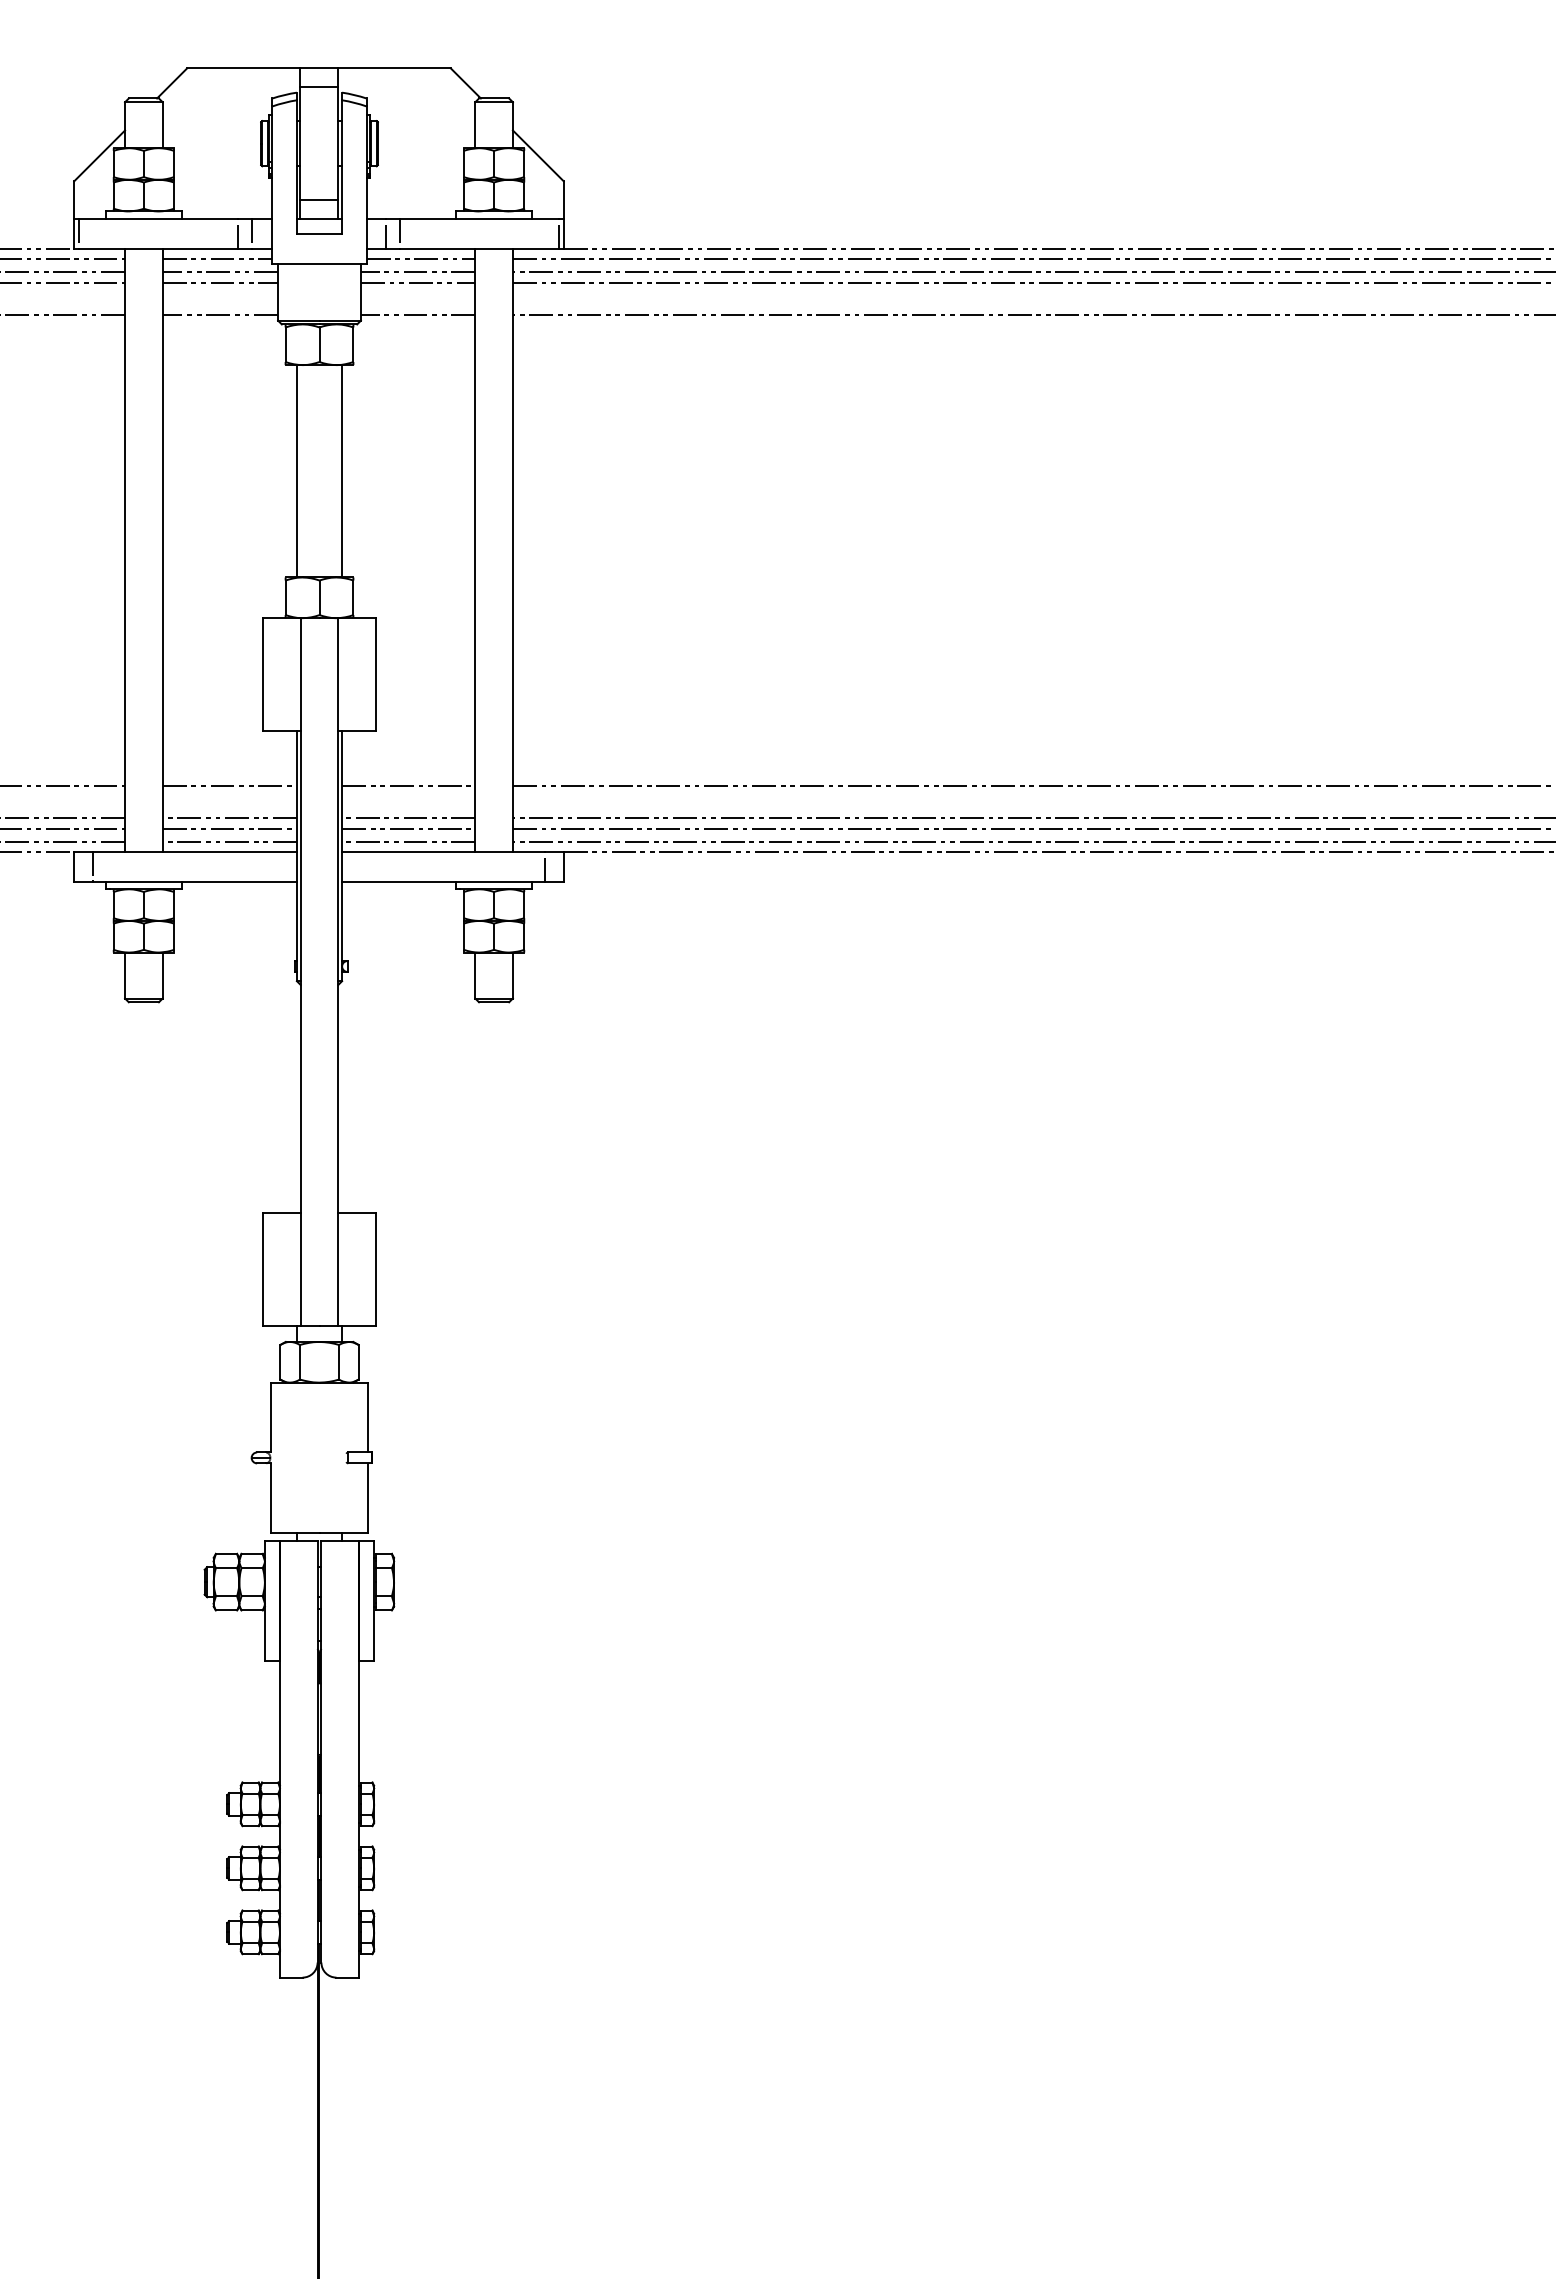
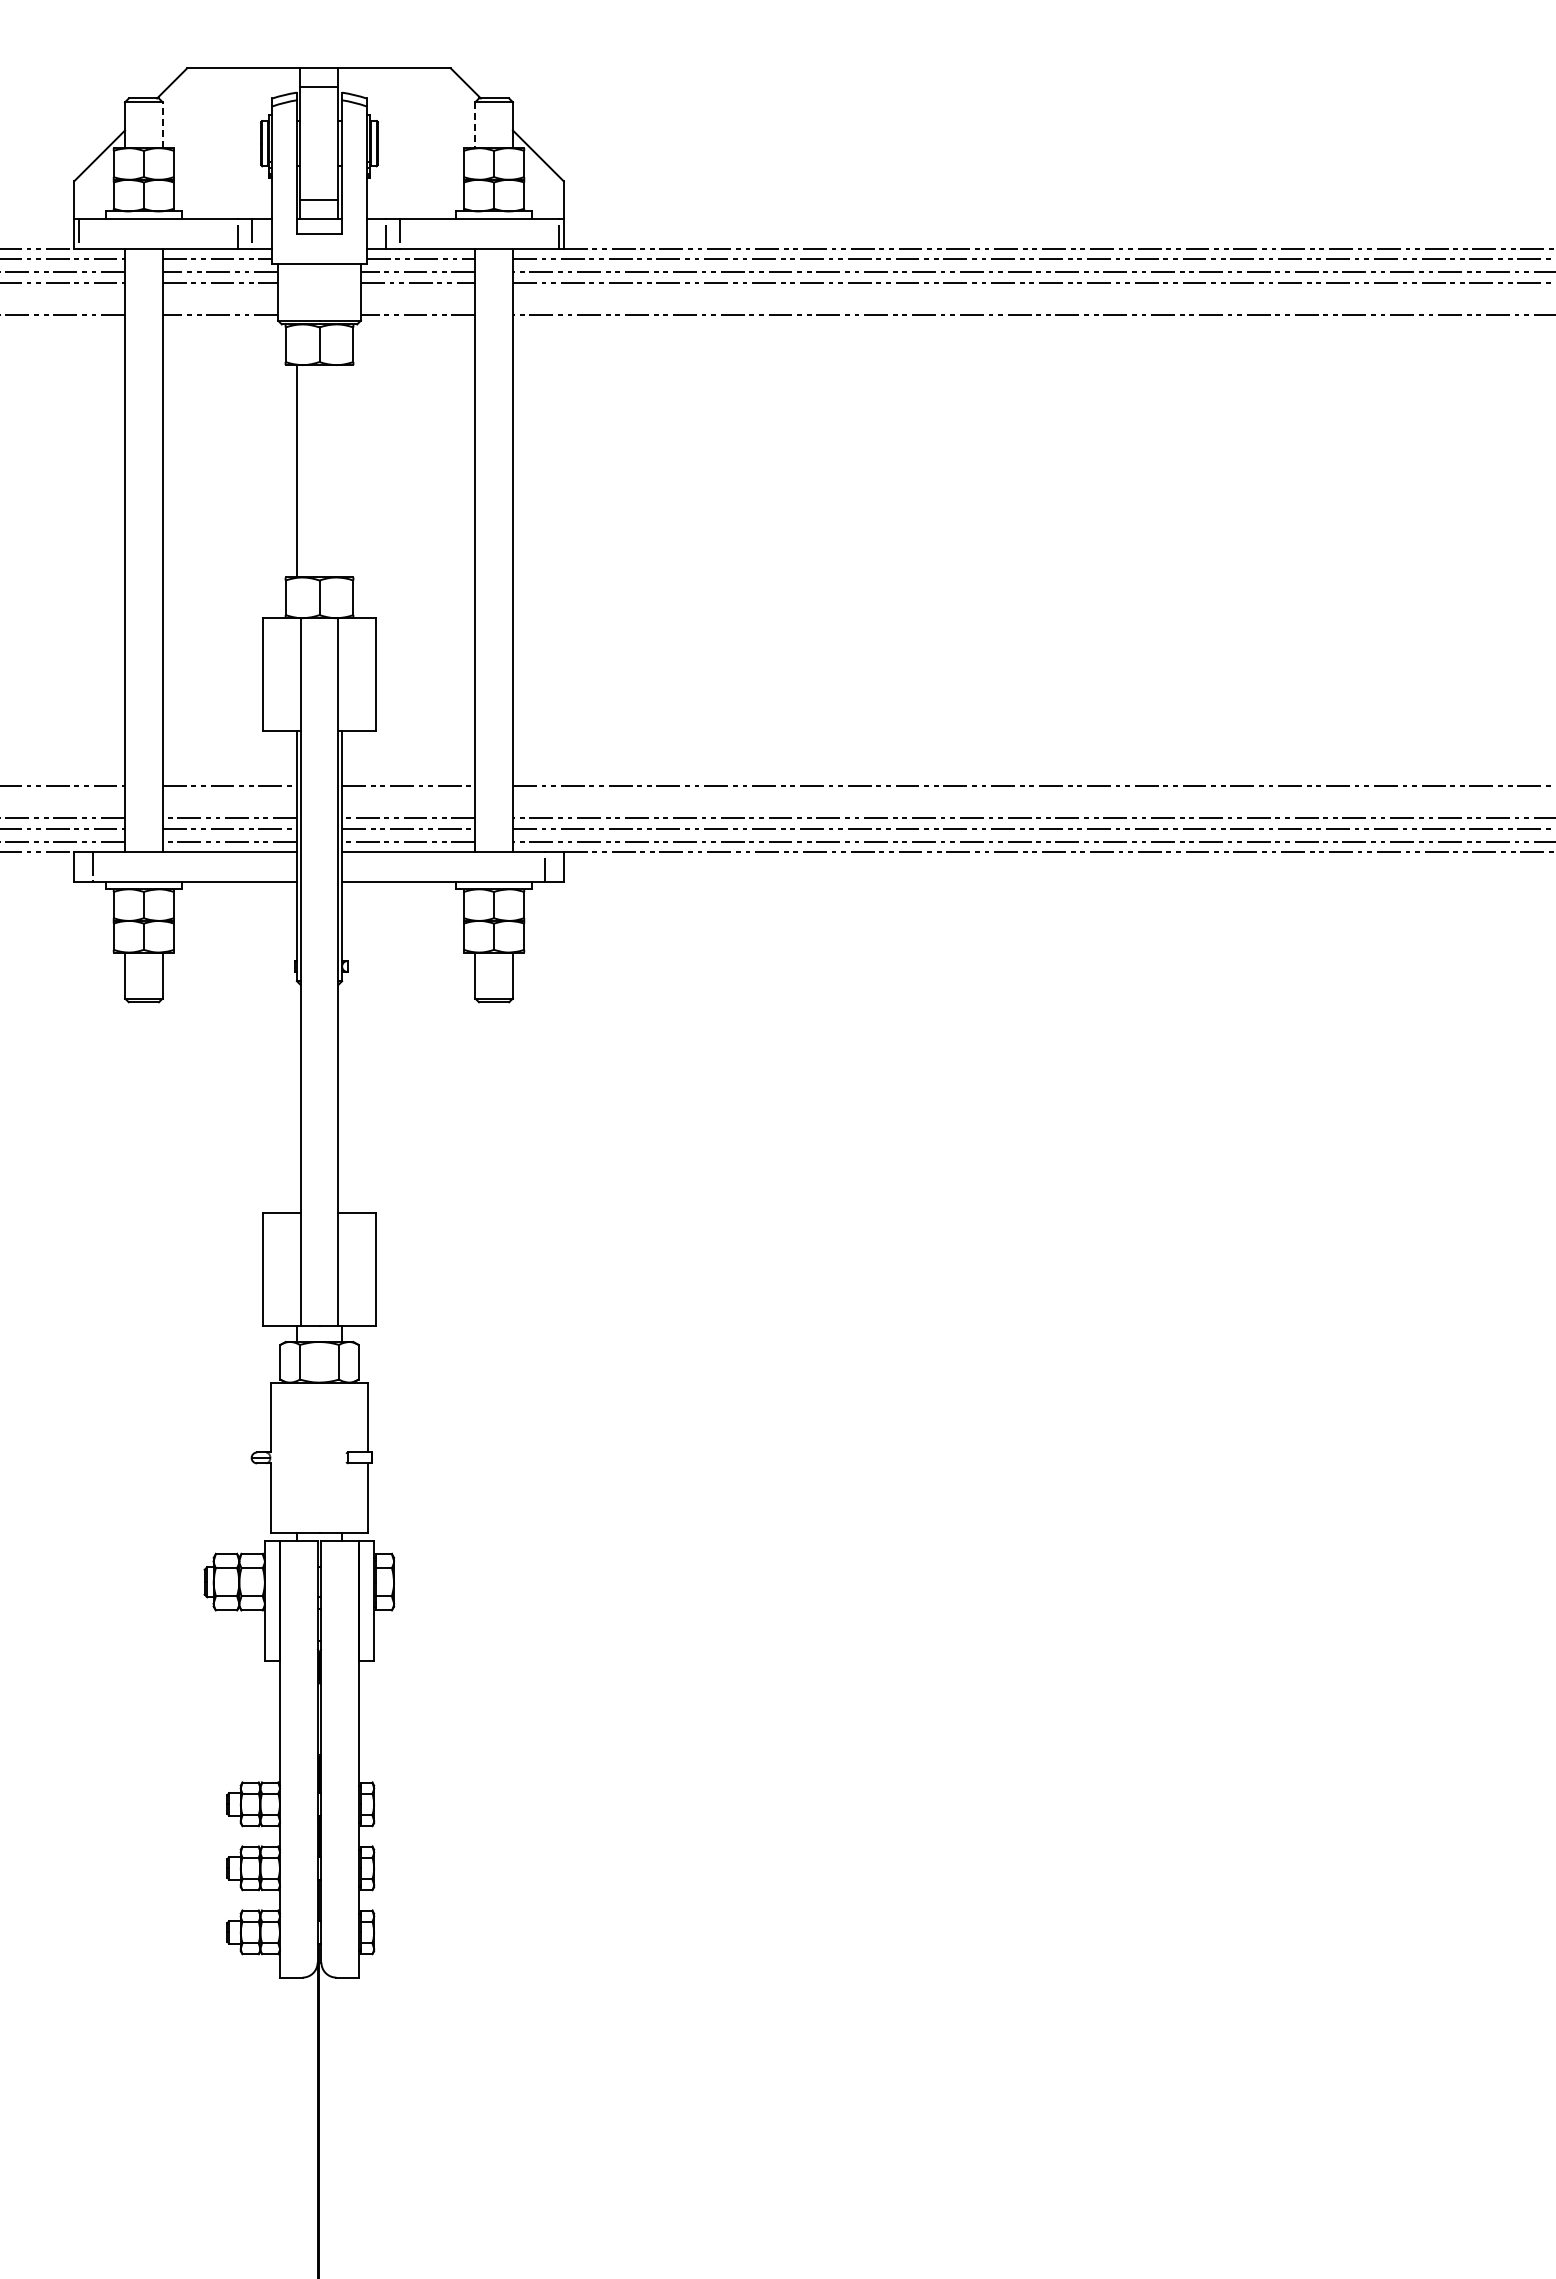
line: solid -> dashed (162, 125)
line: solid -> dashed (475, 125)
line: present -> none (342, 471)
